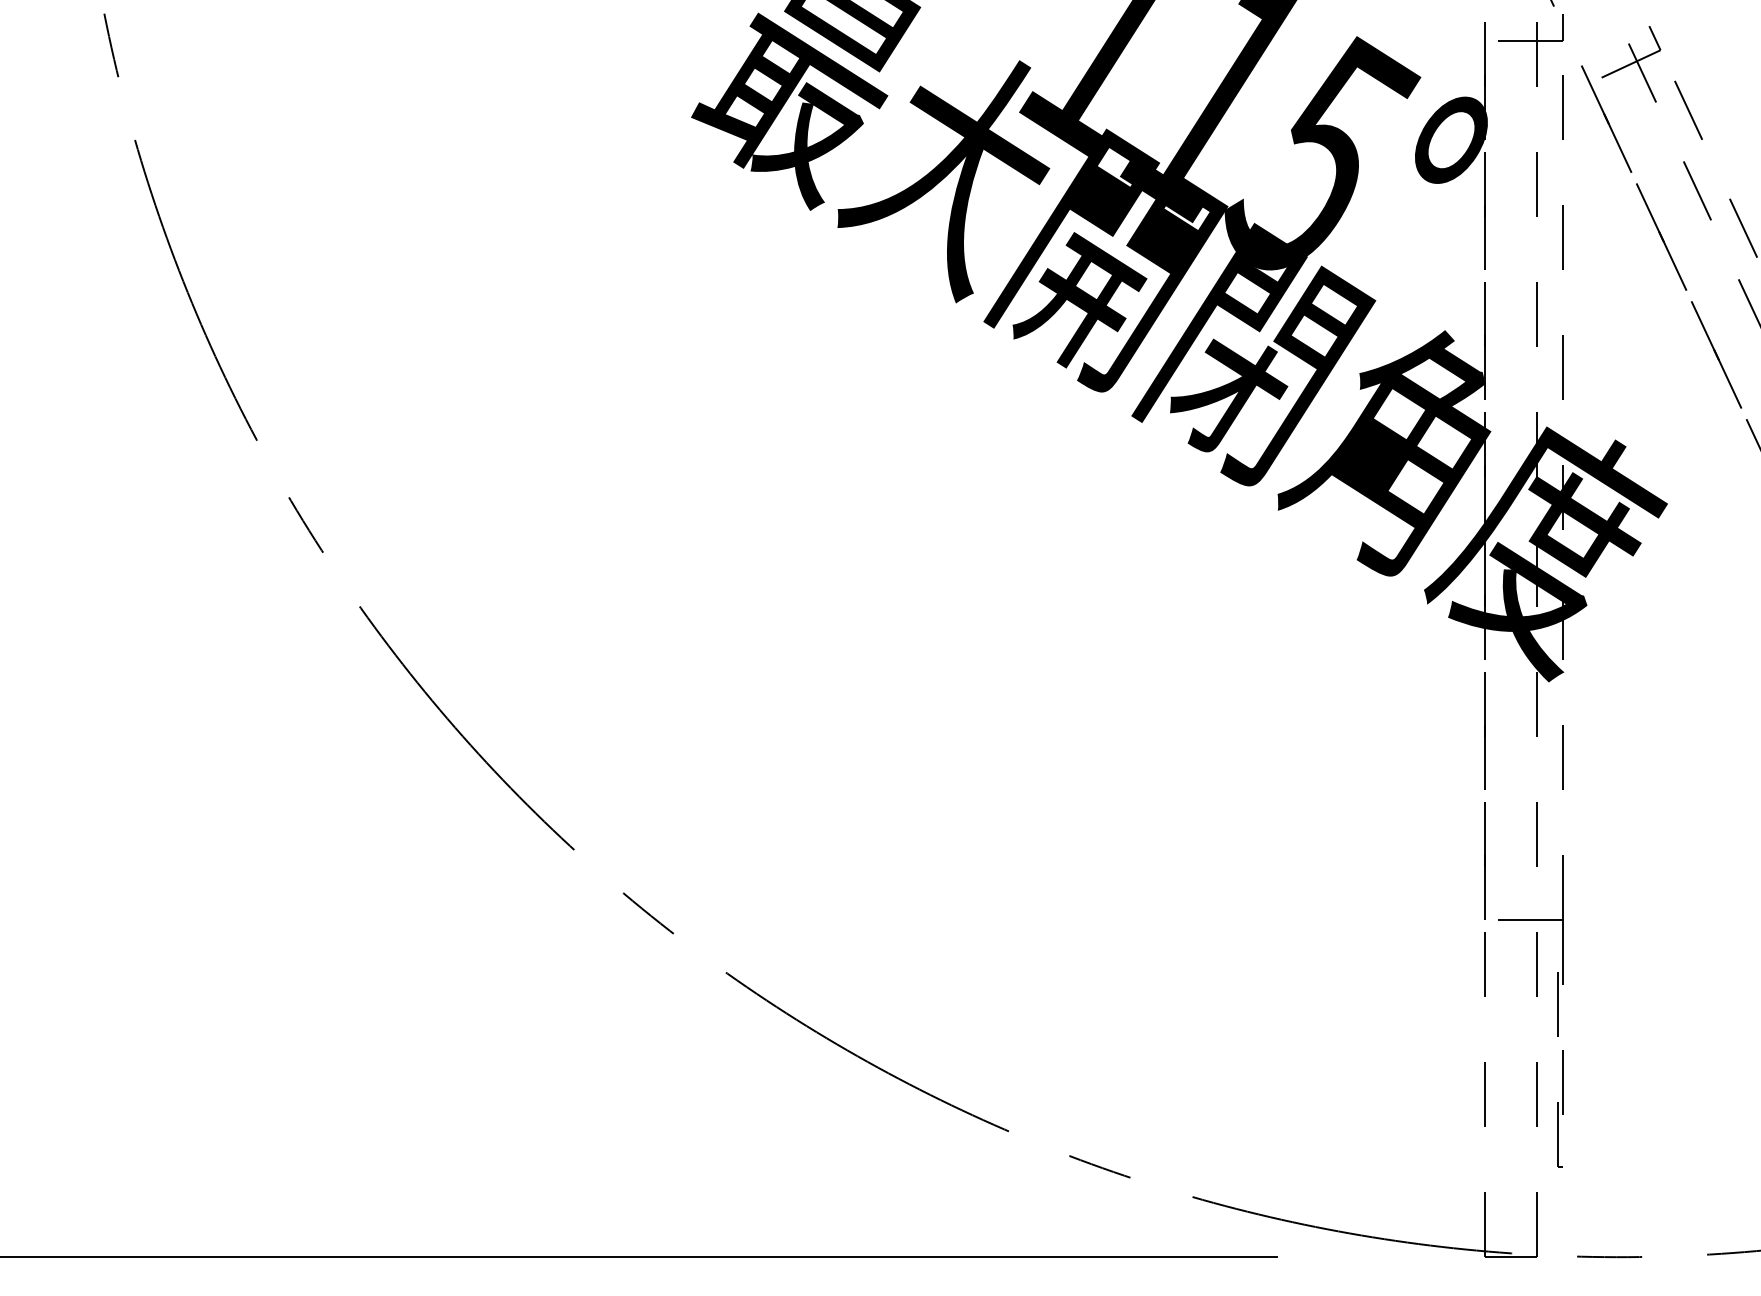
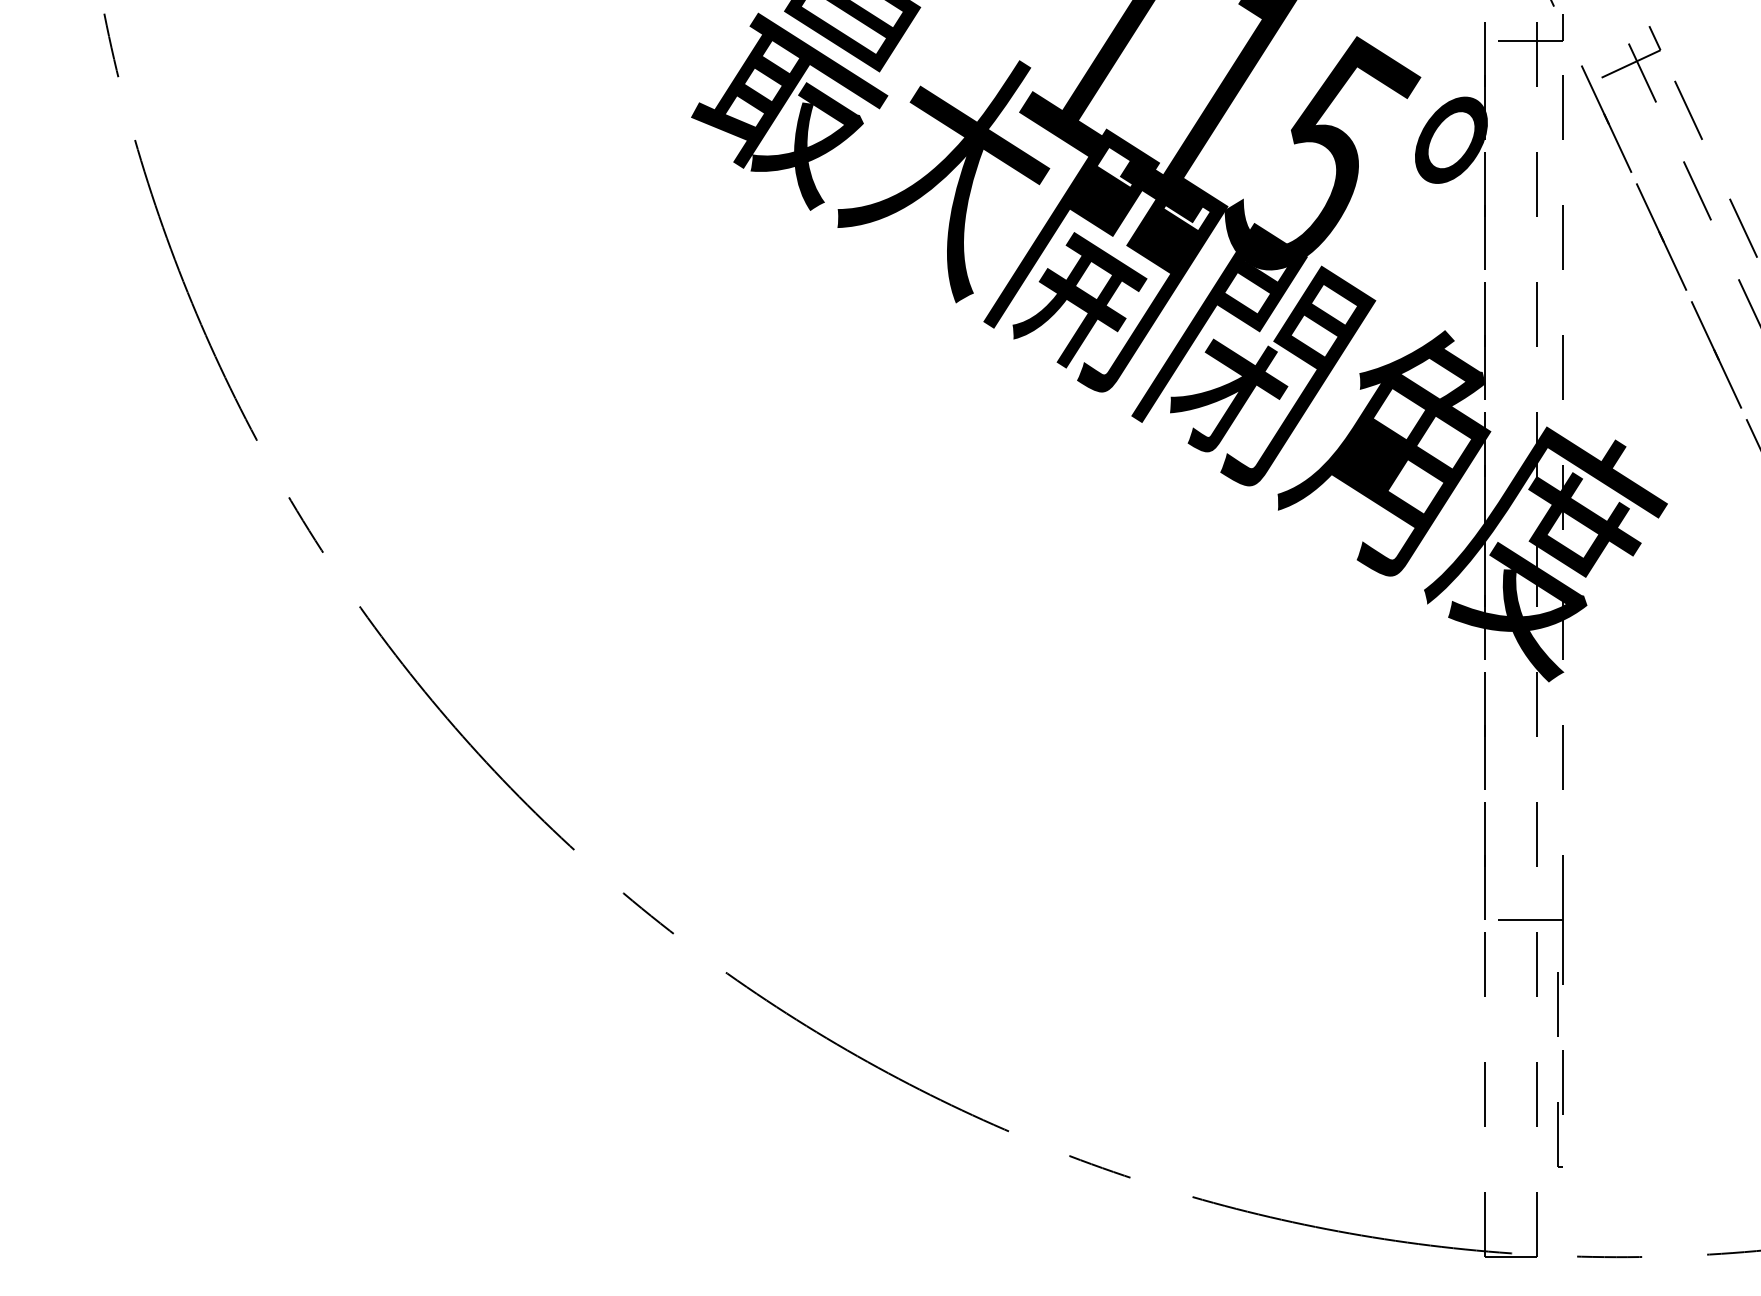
line: present -> none (639, 1257)
